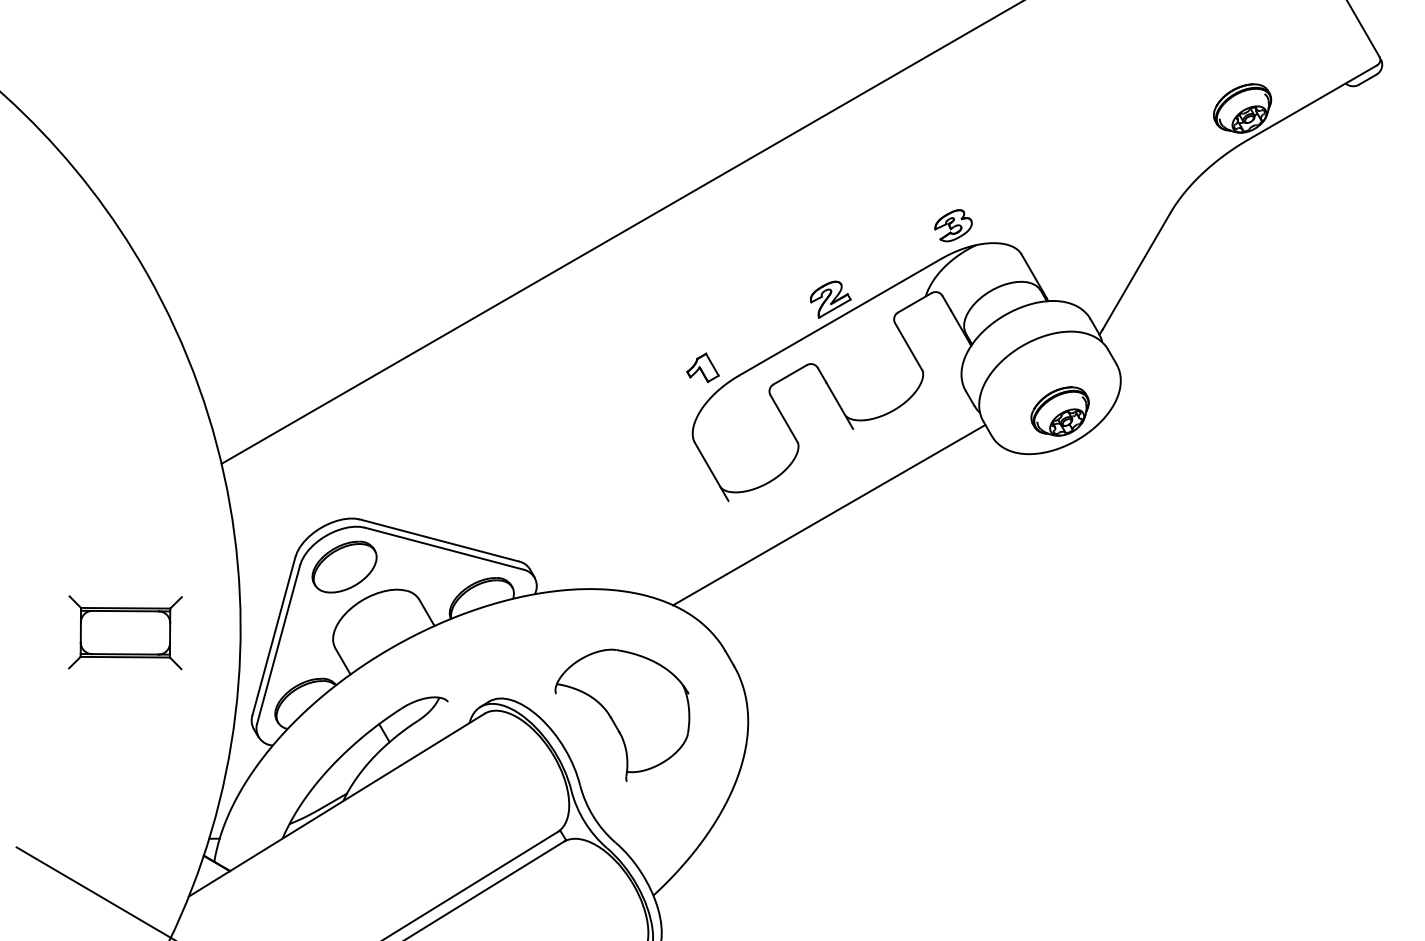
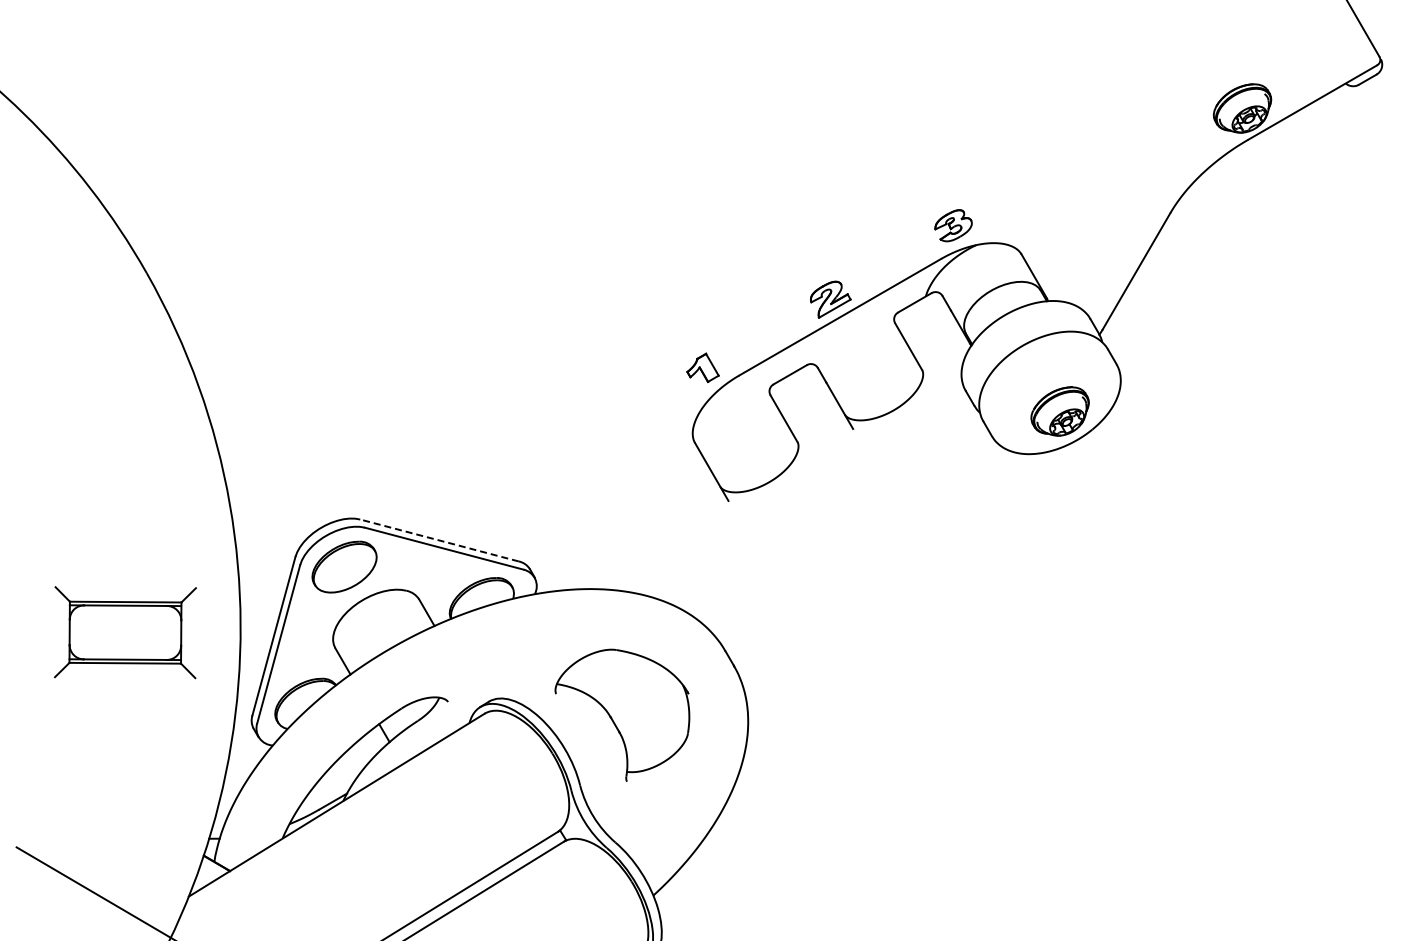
line: present -> none (621, 232)
line: present -> none (829, 514)
line: solid -> dashed (439, 540)
part size: 115x76 px -> 143x94 px (125, 632)
